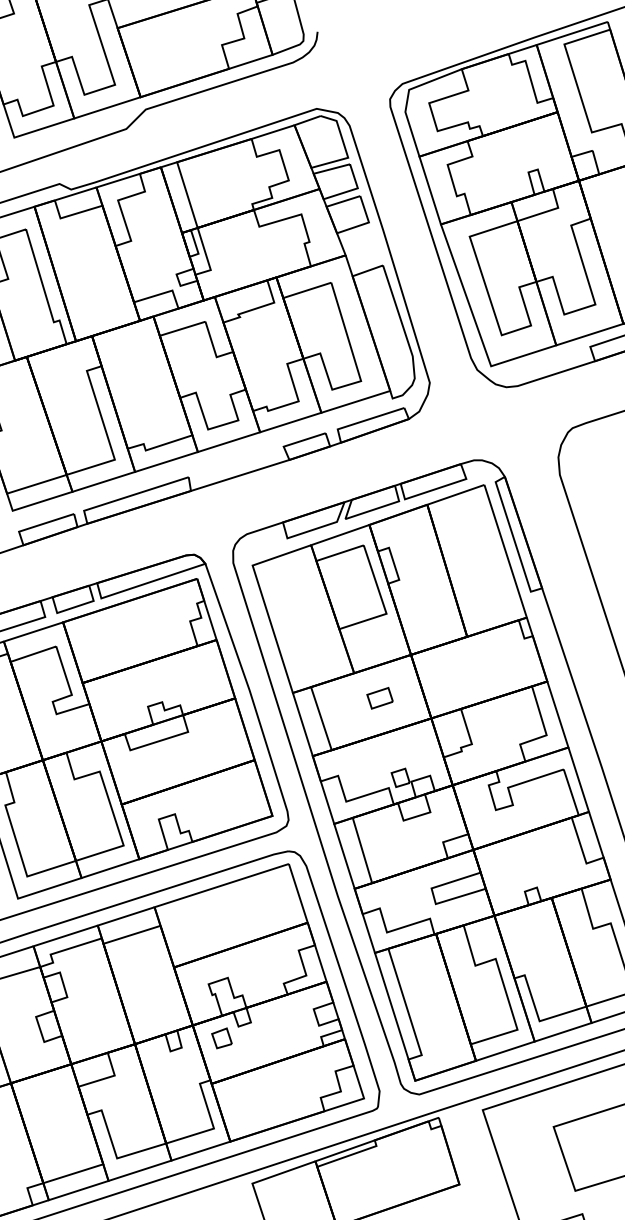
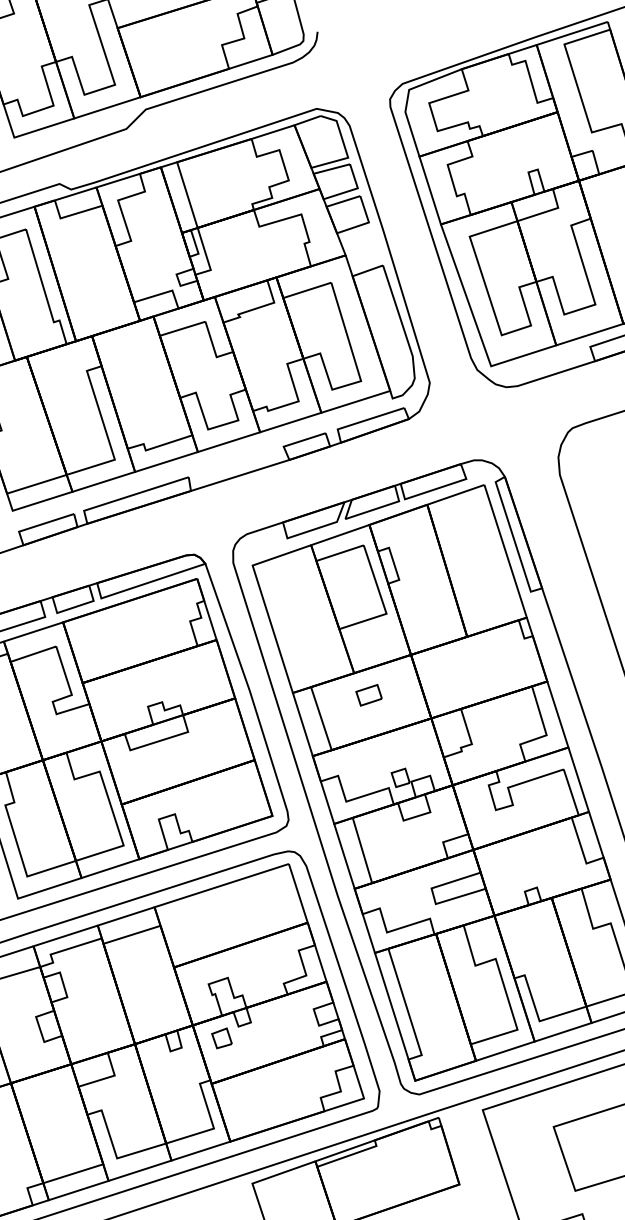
part position: (379, 698) -> (368, 695) (368, 695)
